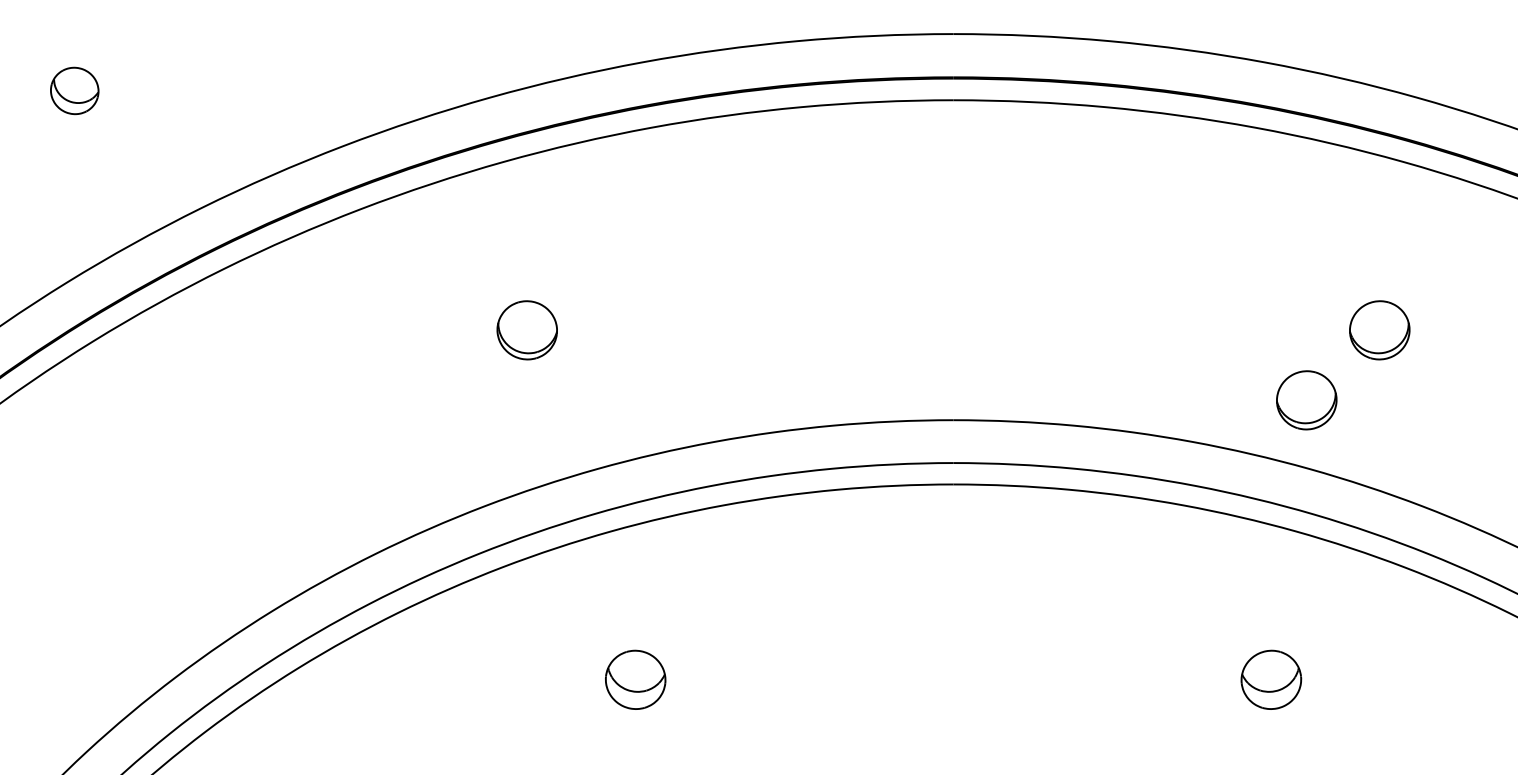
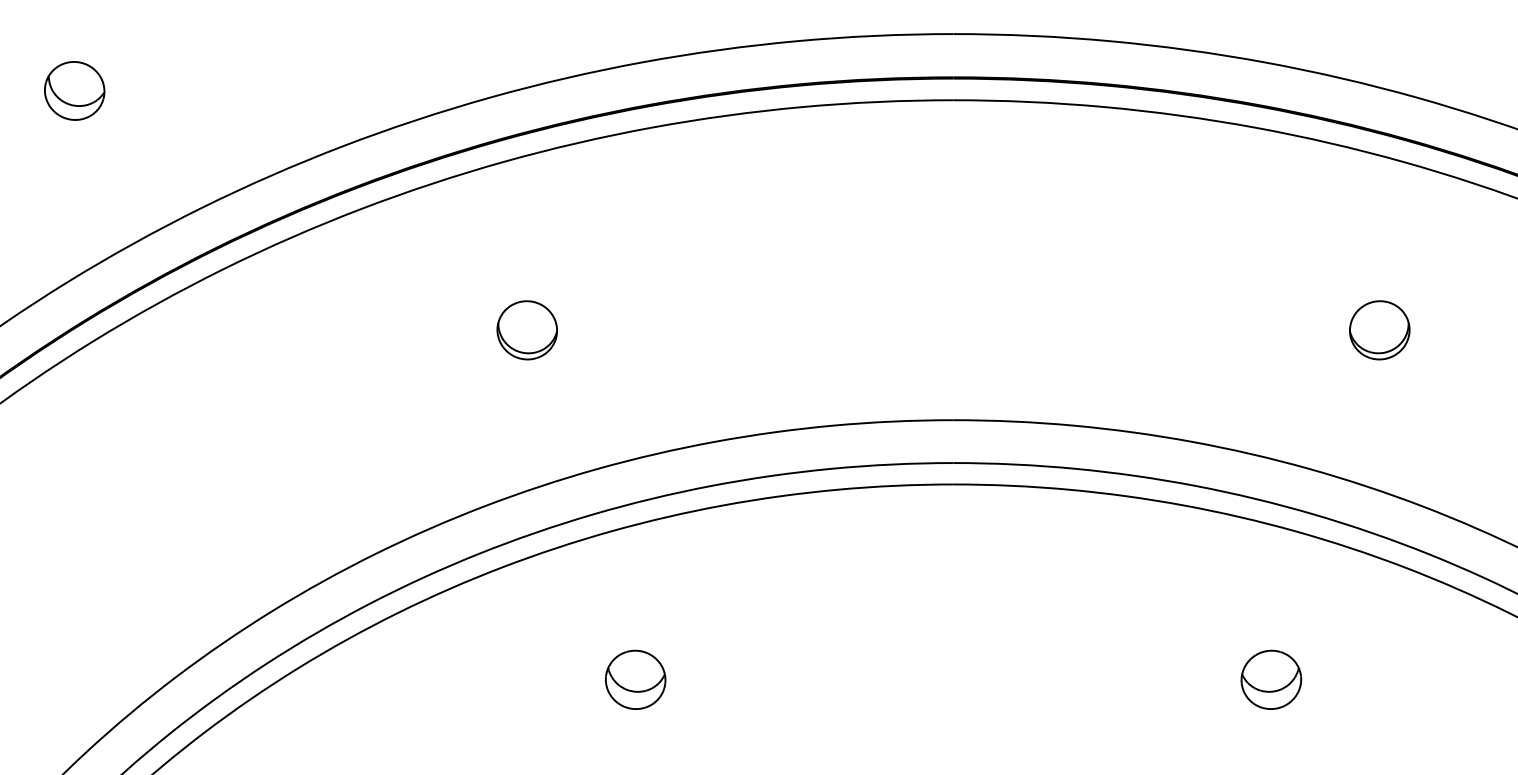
part size: 50x50 px -> 62x60 px (74, 90)
part: present -> none (1306, 400)
